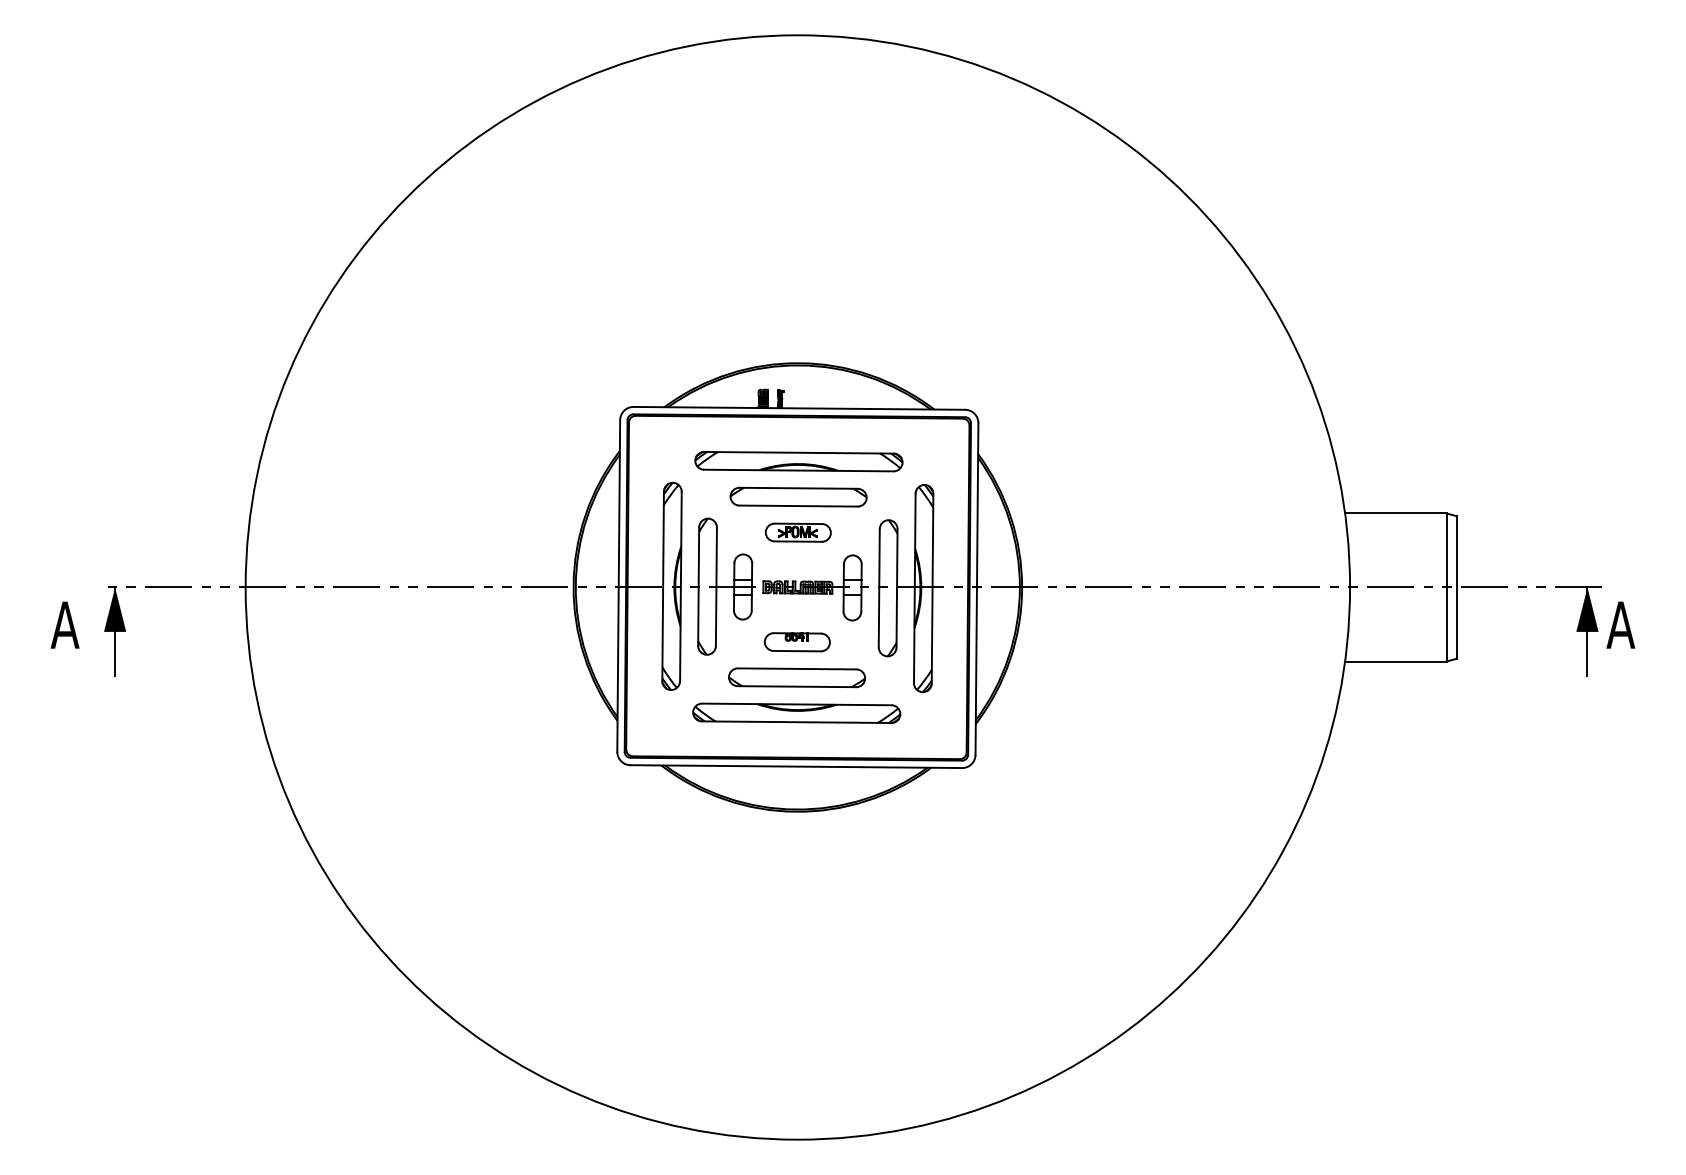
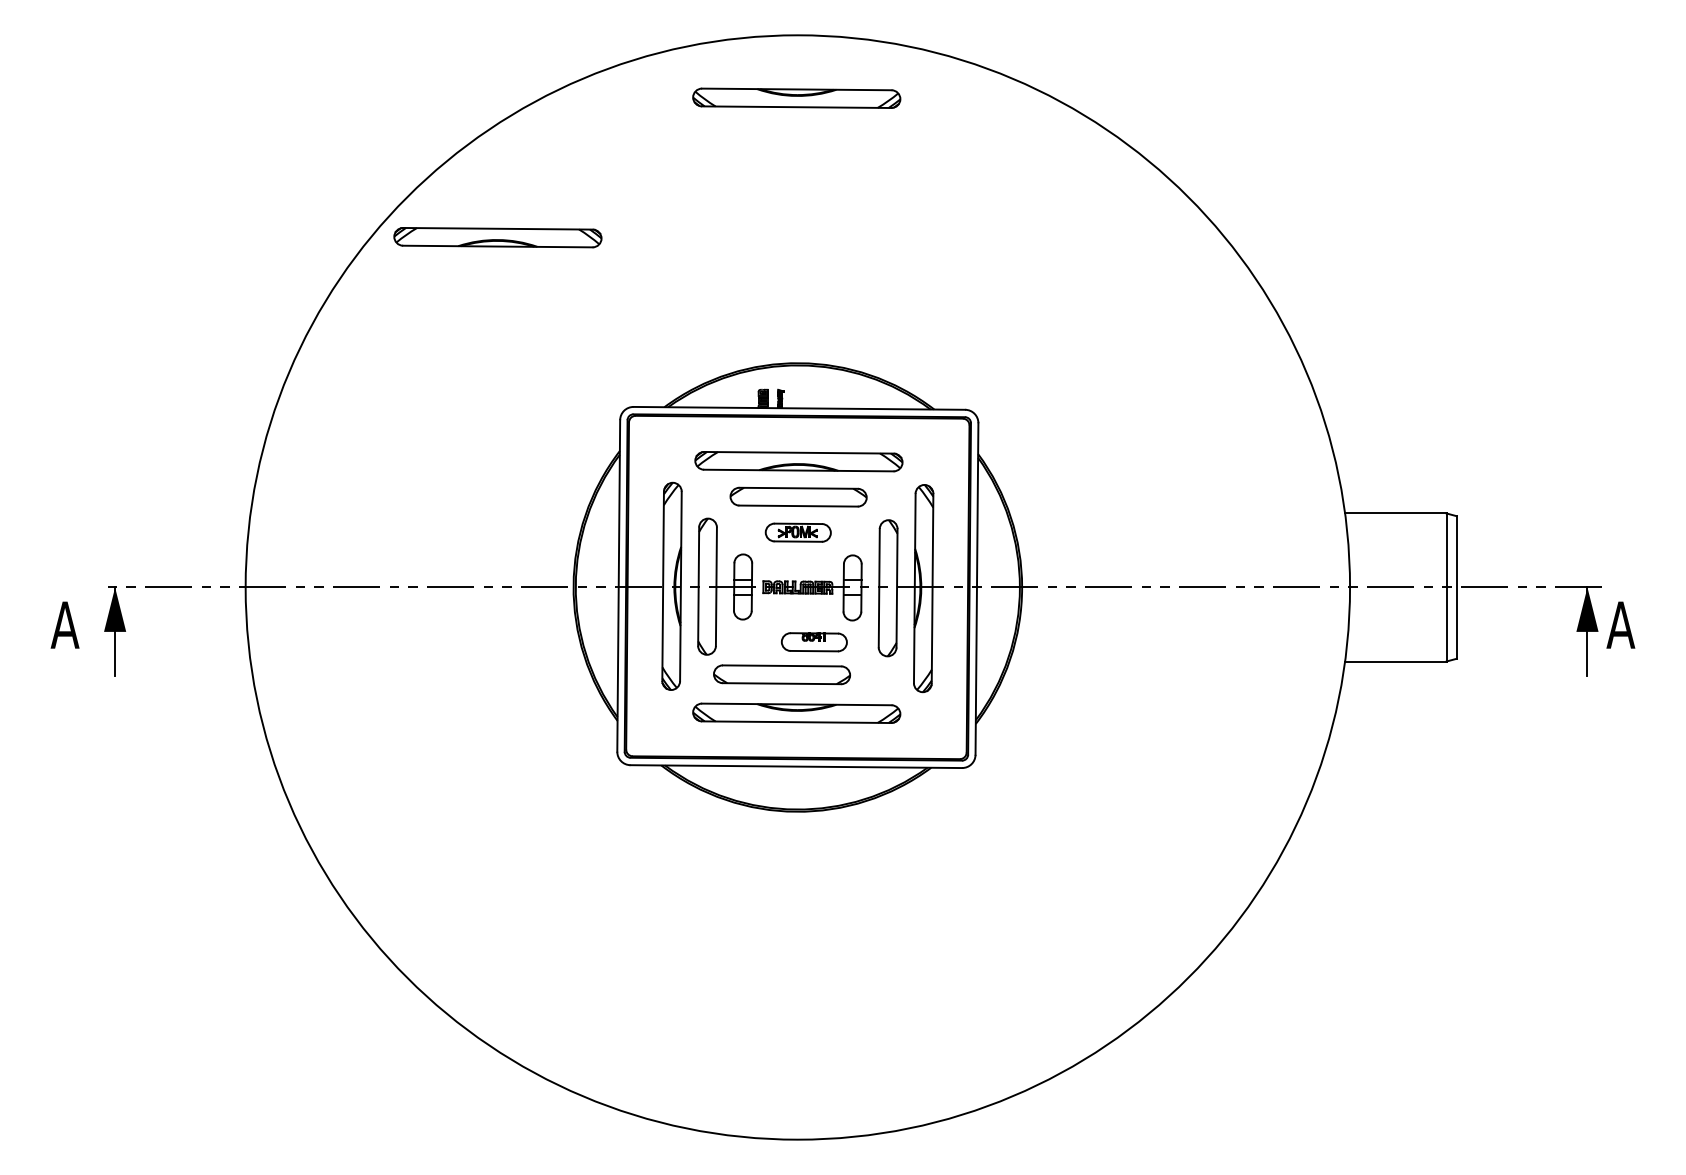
part: none -> present (796, 97)
part: none -> present (497, 237)
part position: (797, 642) -> (814, 642) (814, 642)
part position: (797, 677) -> (782, 674) (782, 674)
